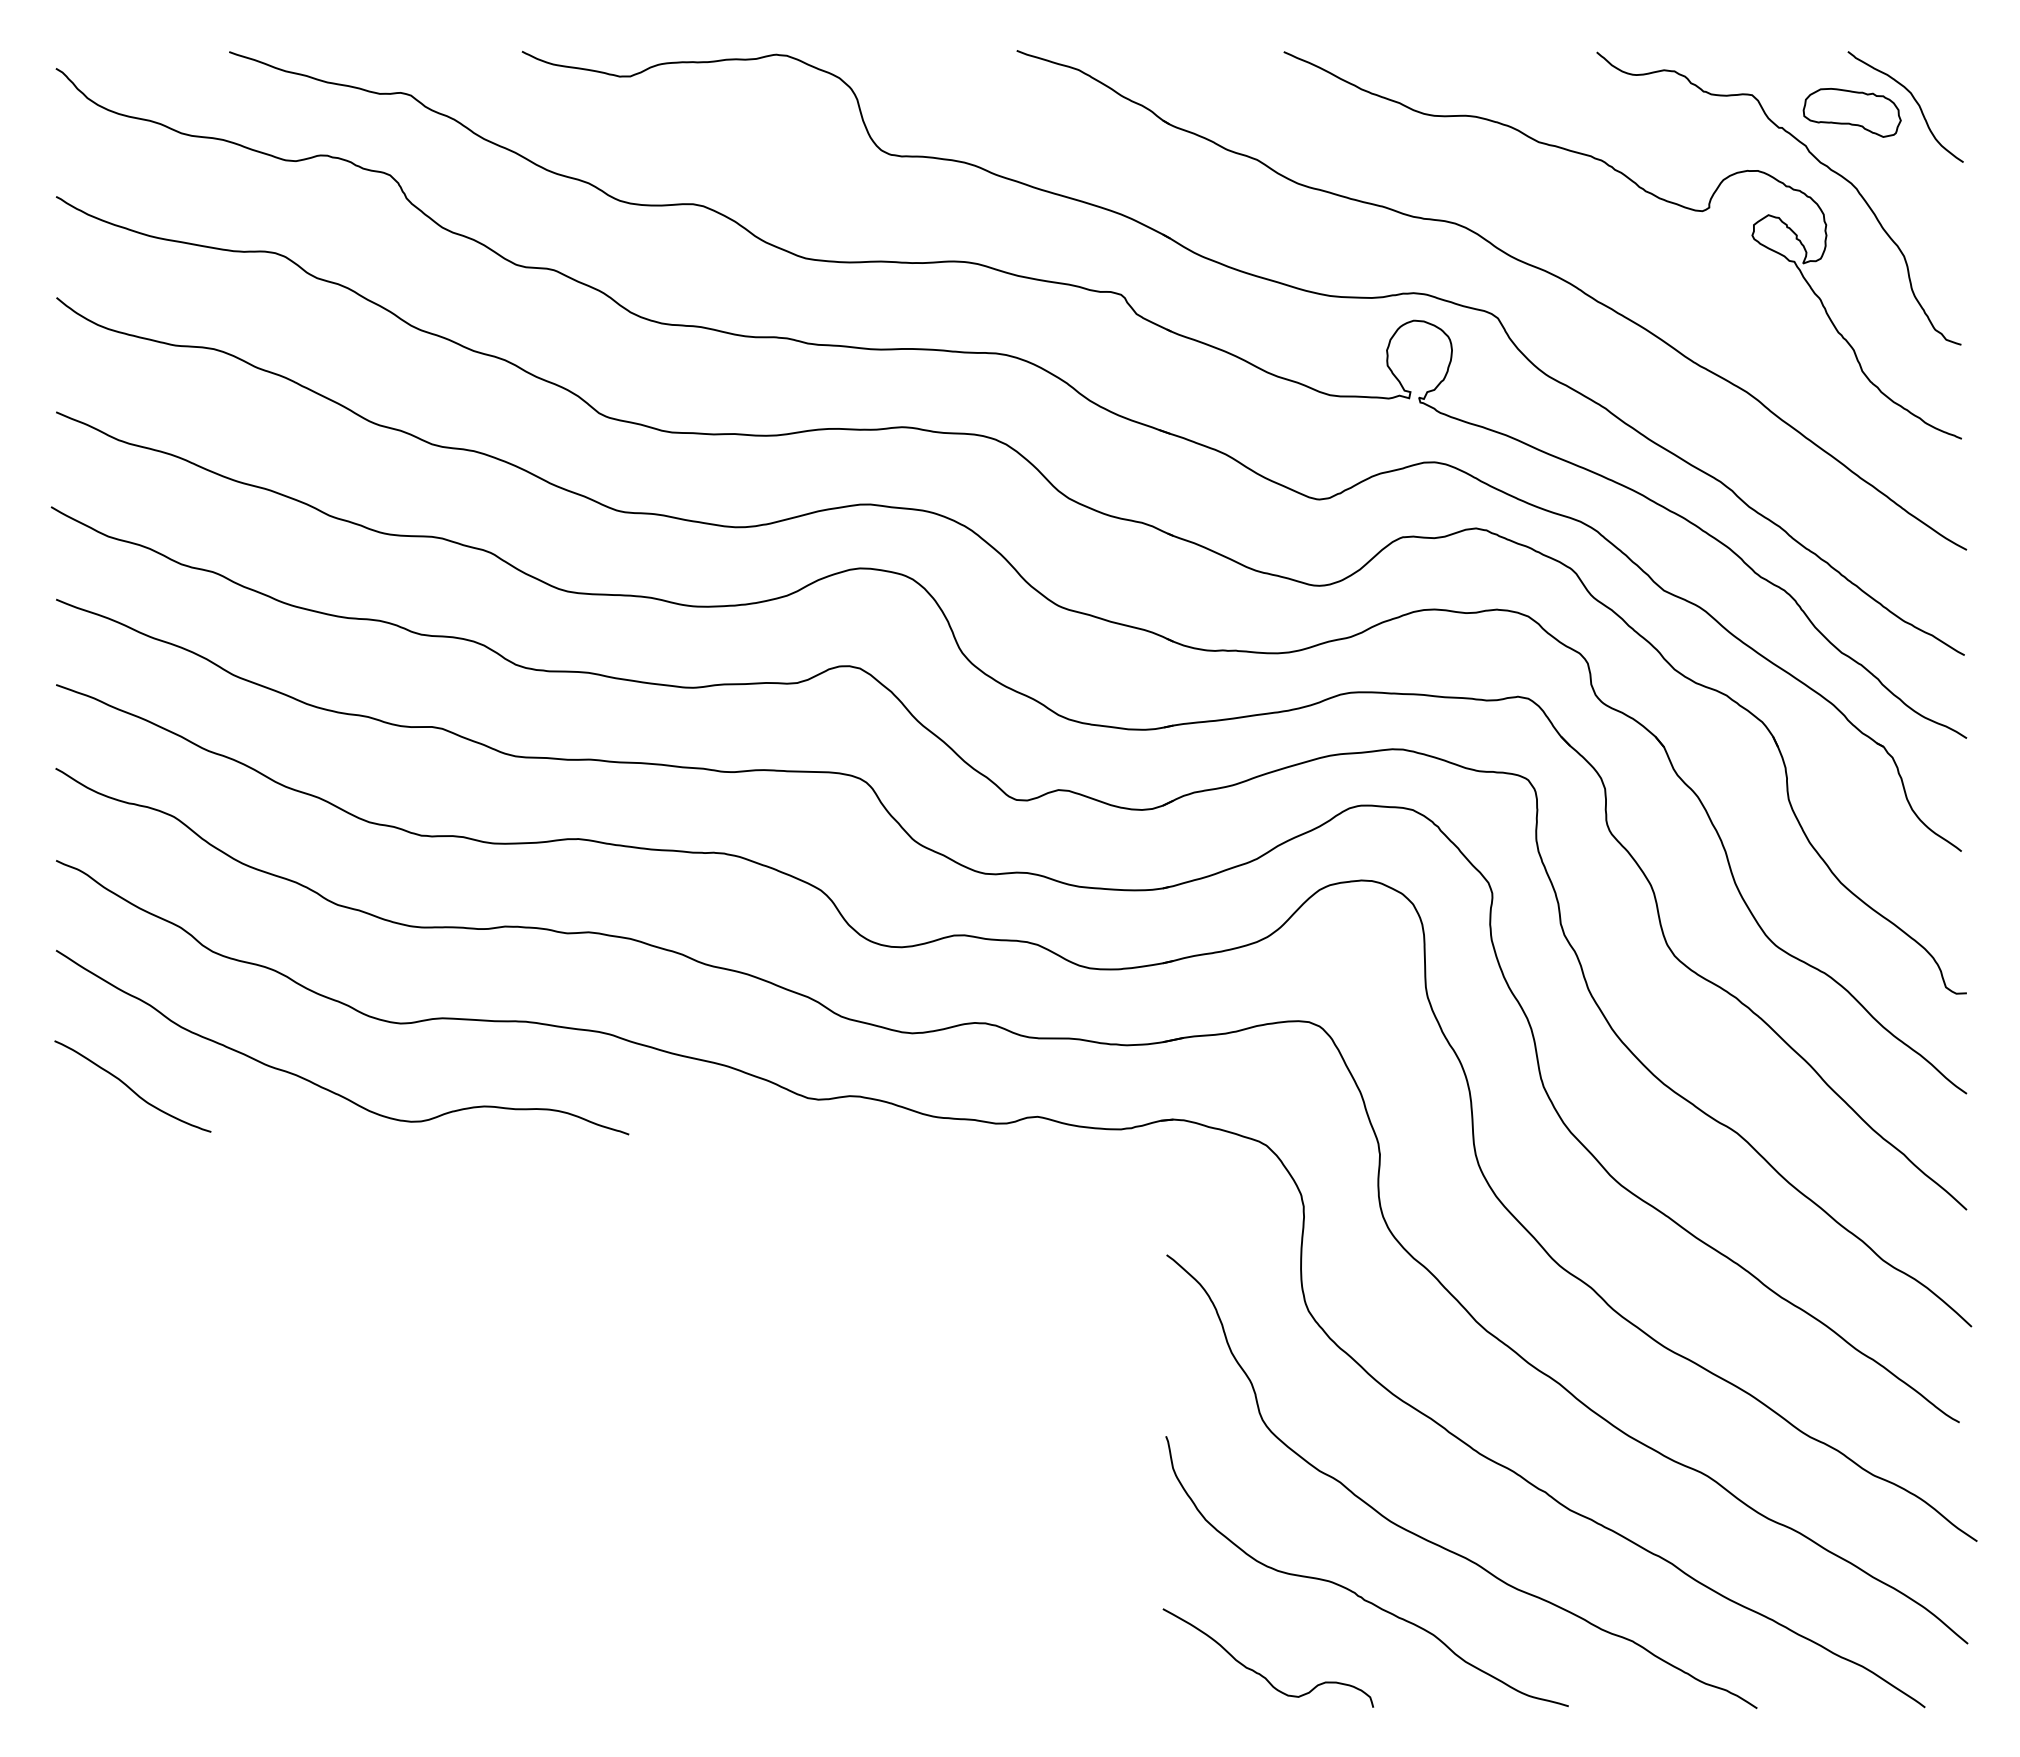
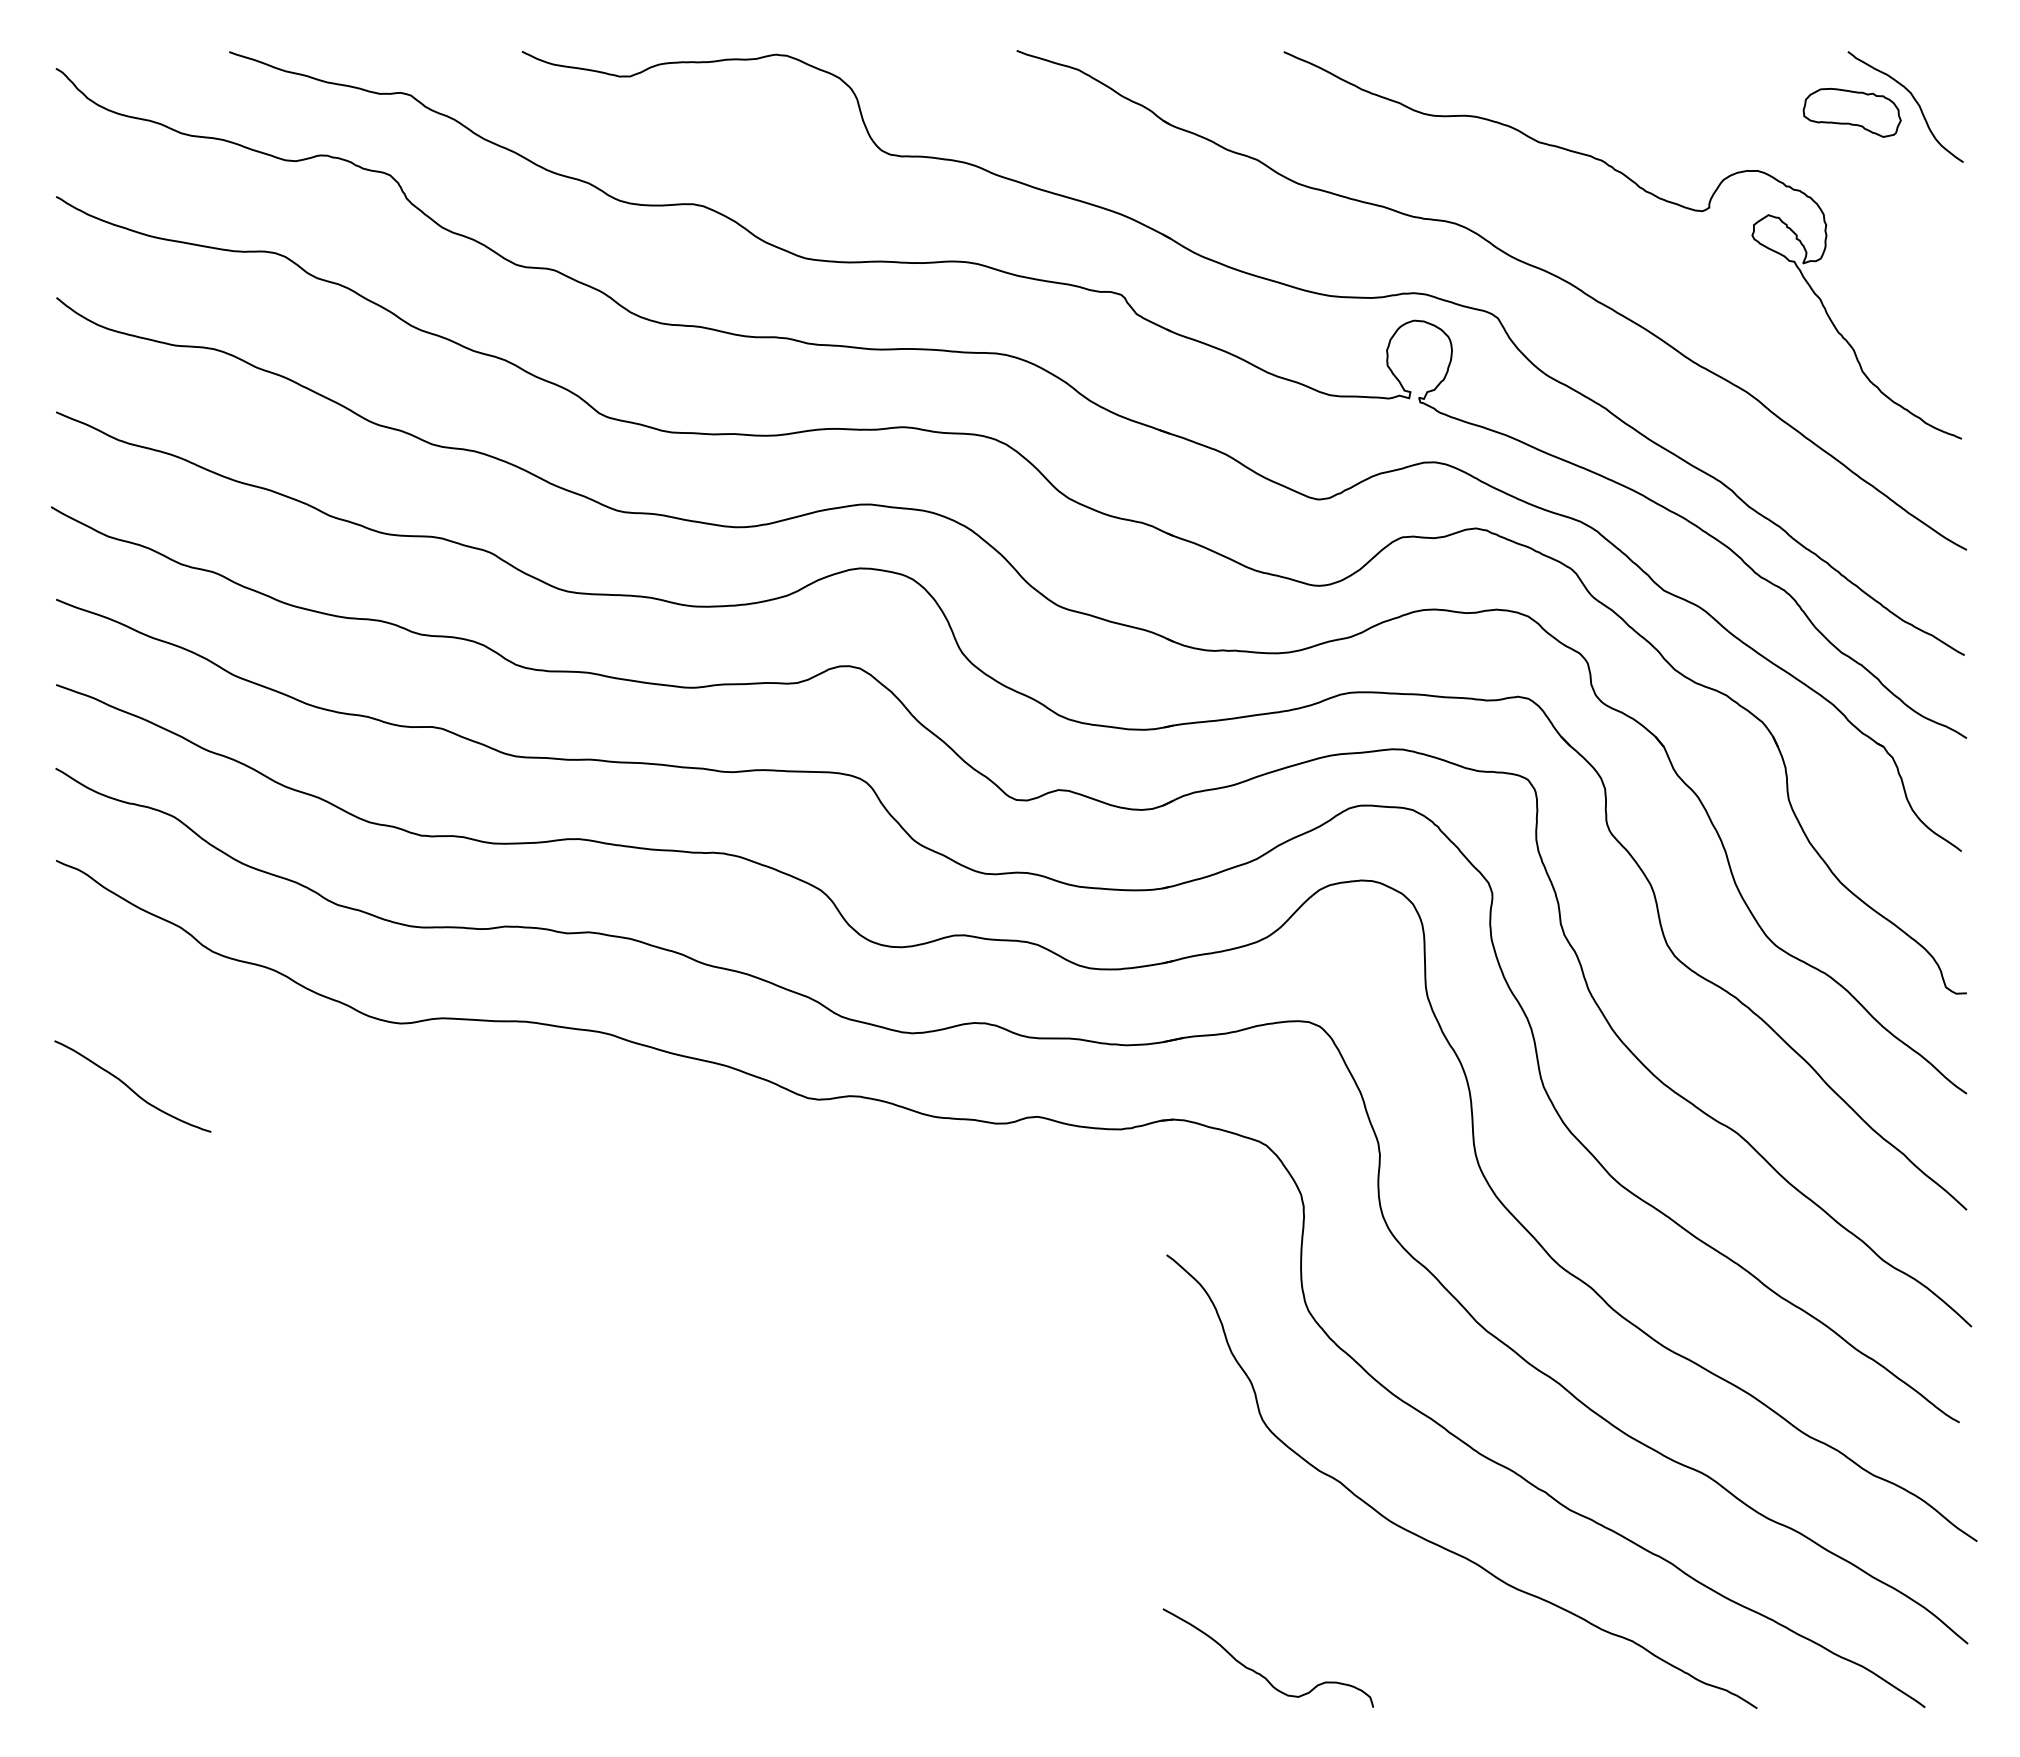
curve: present -> none (1815, 159)
curve: present -> none (320, 1085)
curve: present -> none (1354, 1591)
